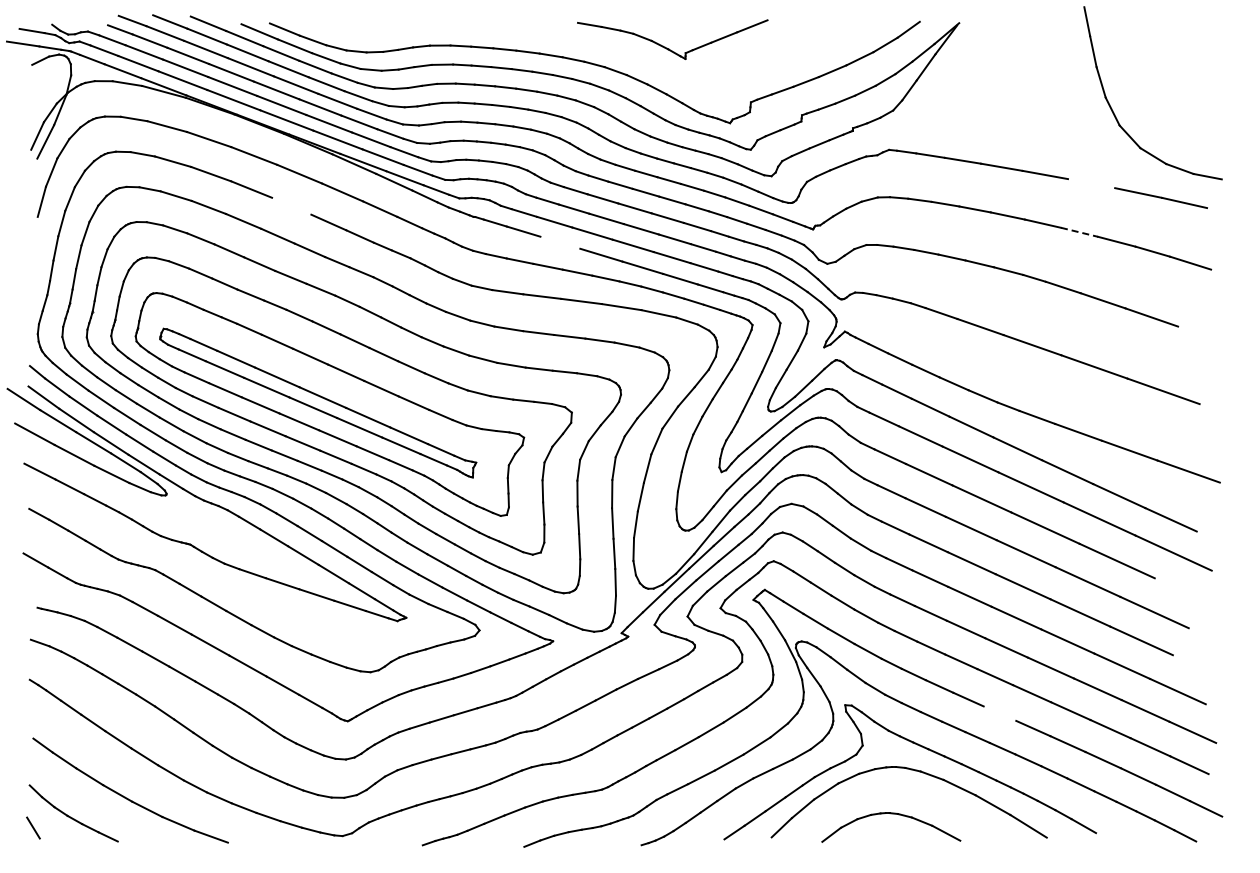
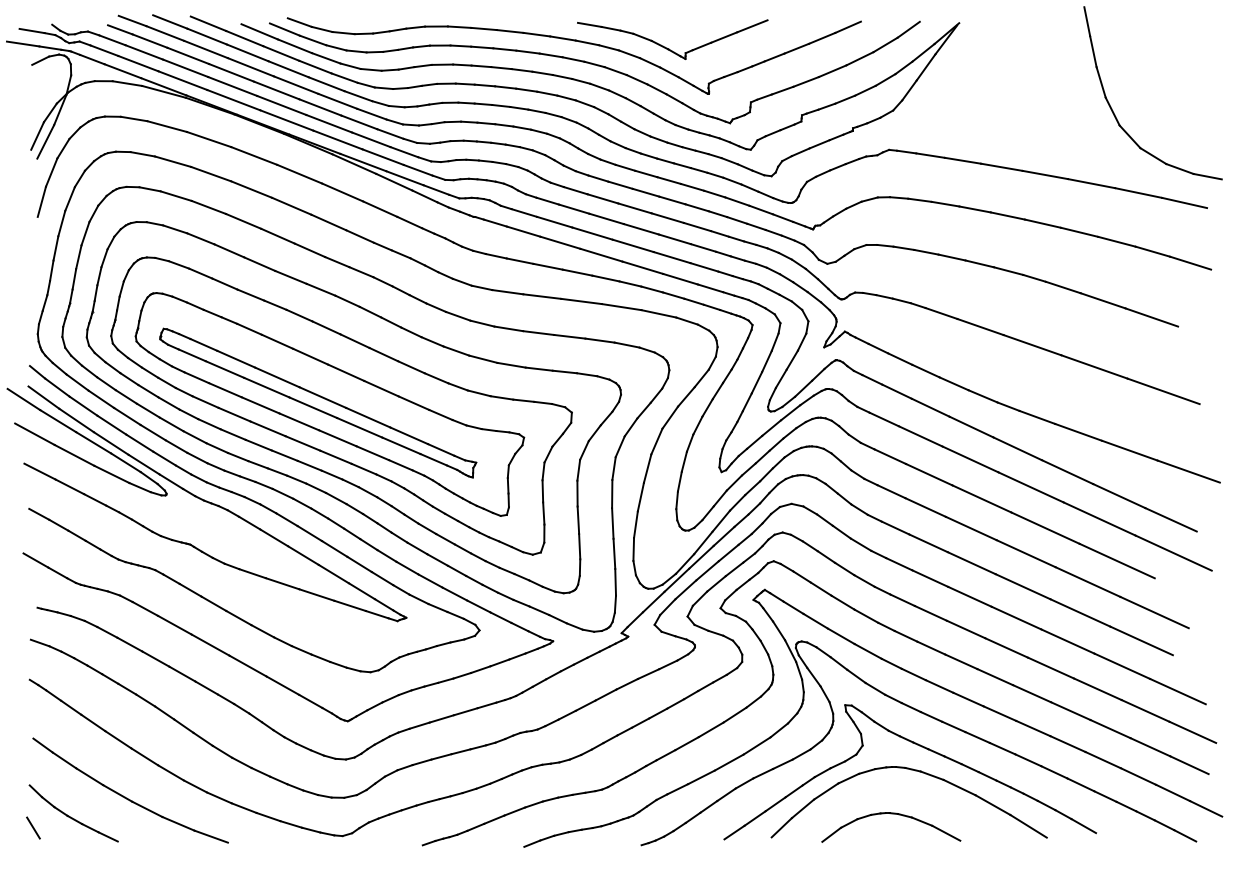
part: none -> present (573, 41)
line: none -> present (1091, 183)
line: none -> present (291, 205)
line: dashed -> solid (1080, 232)
line: none -> present (560, 242)
line: none -> present (999, 713)
